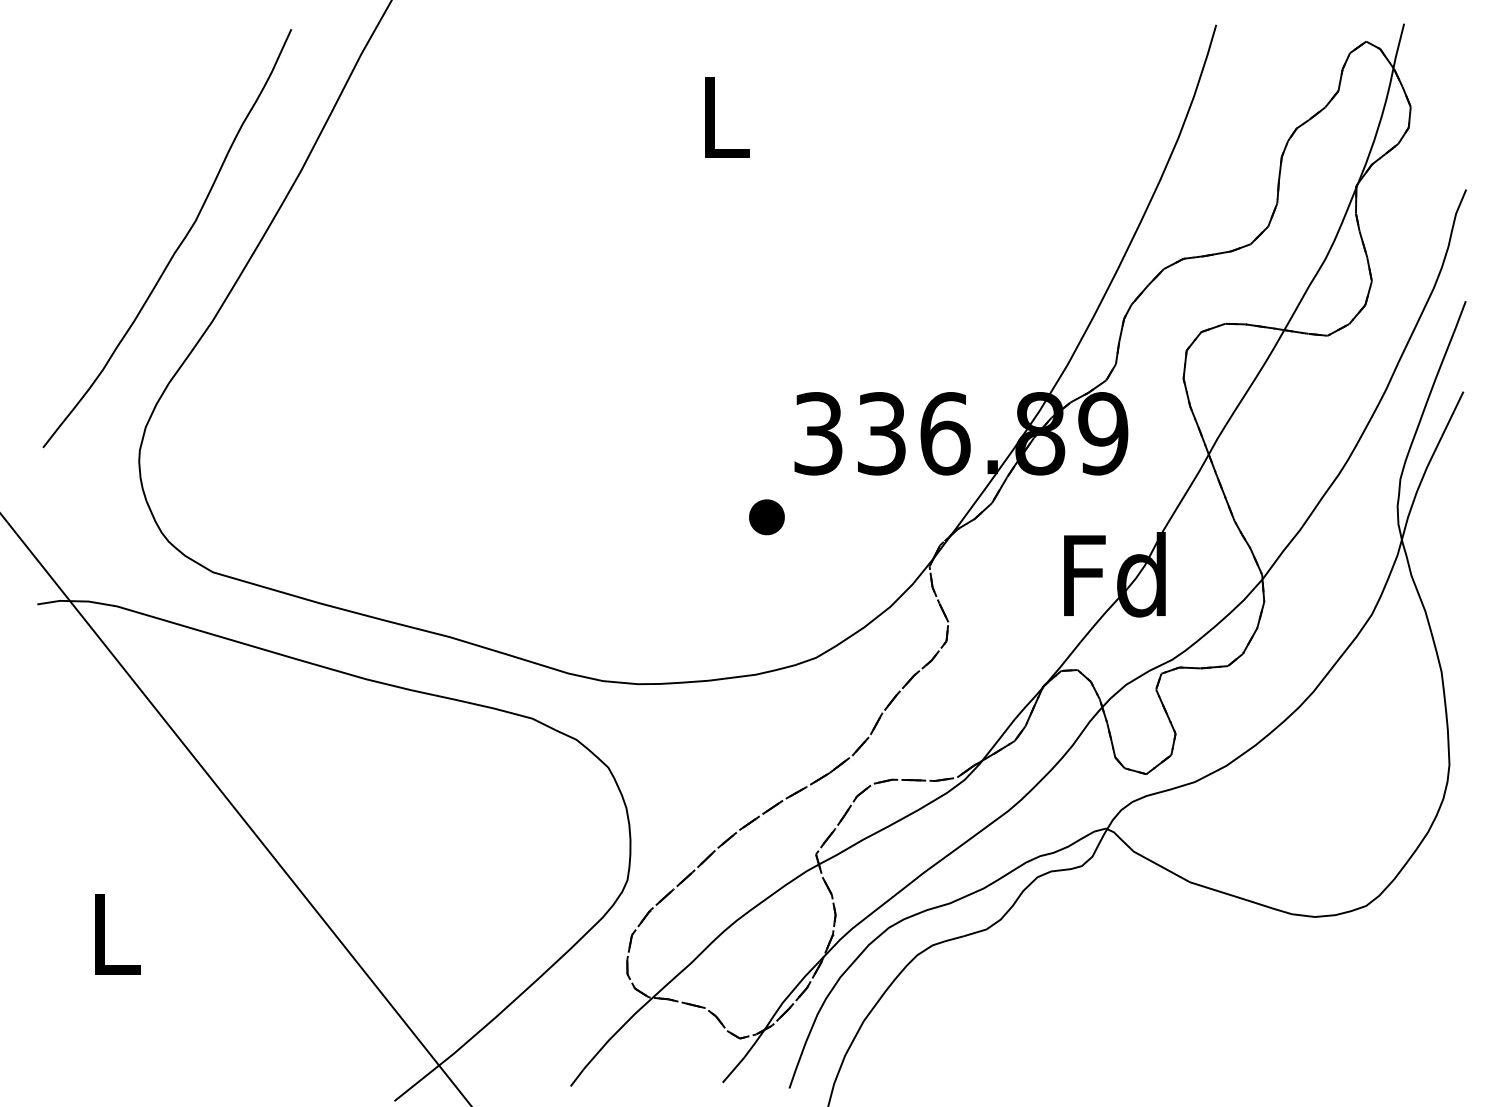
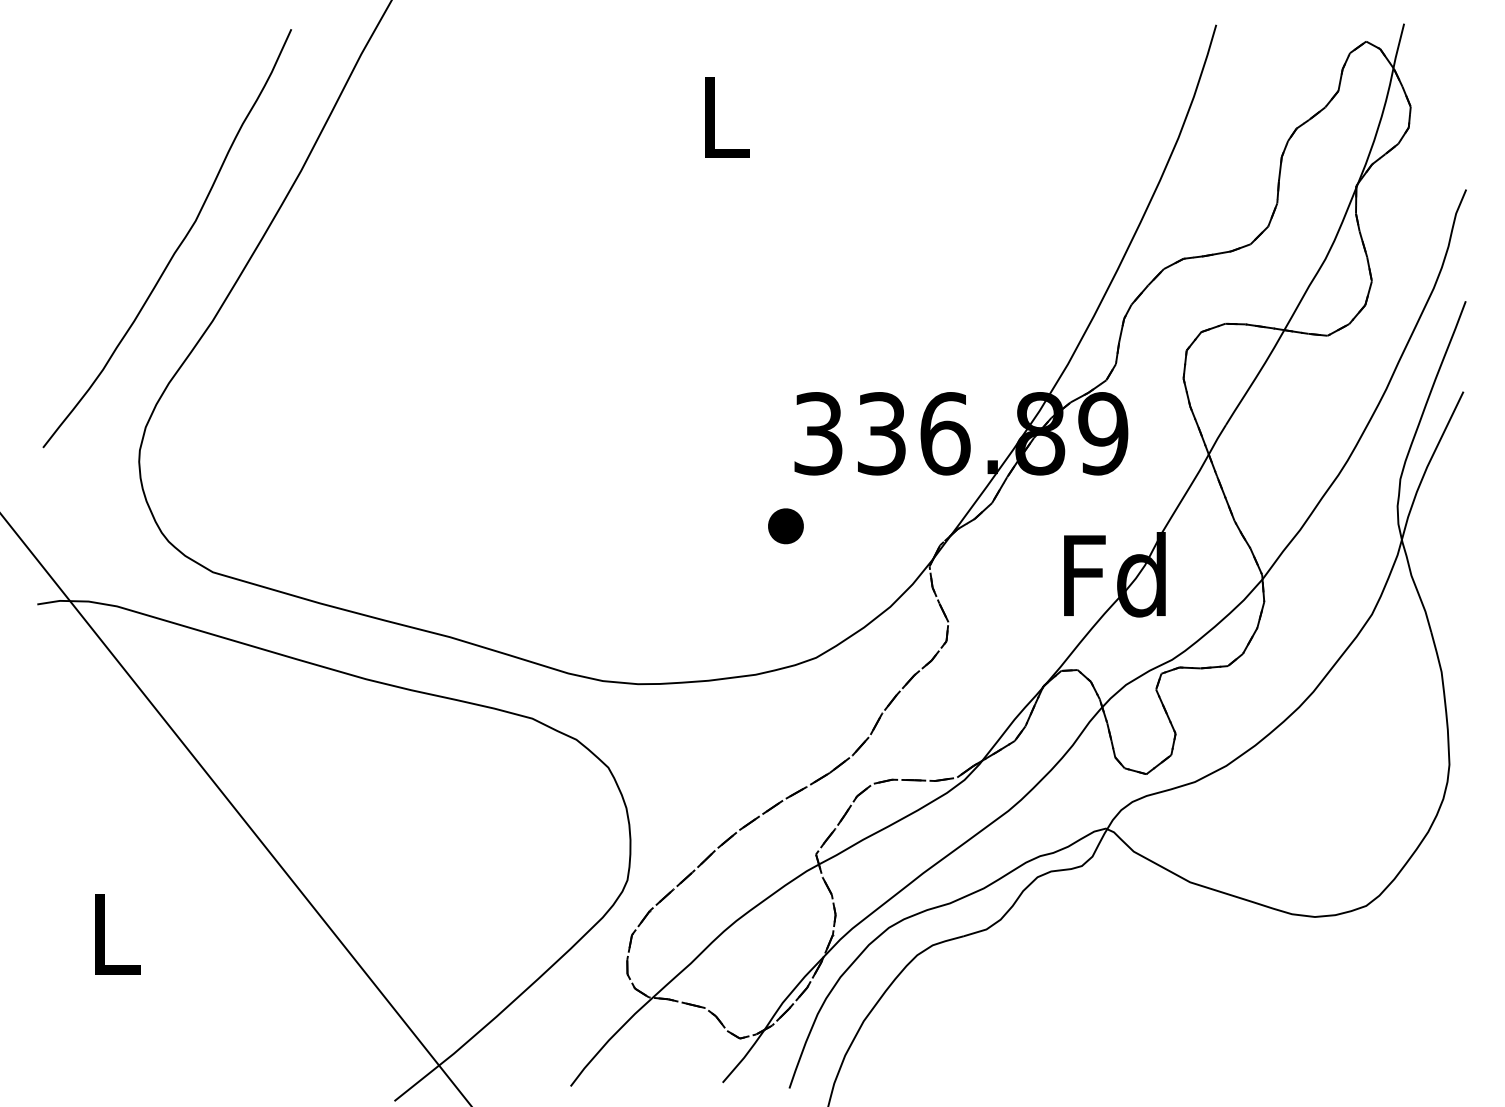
part position: (766, 517) -> (785, 526) (785, 526)
